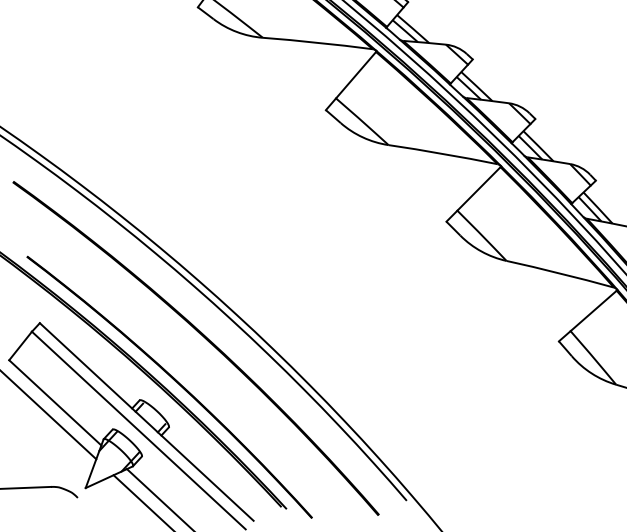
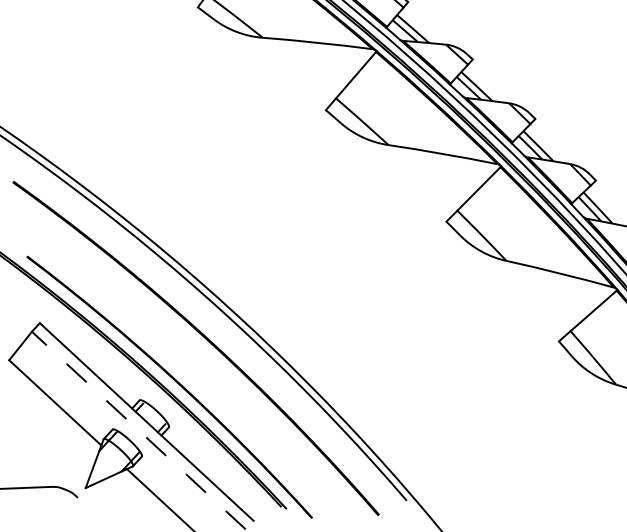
line: present -> none (49, 415)
line: solid -> dashed (138, 430)
line: present -> none (142, 501)
